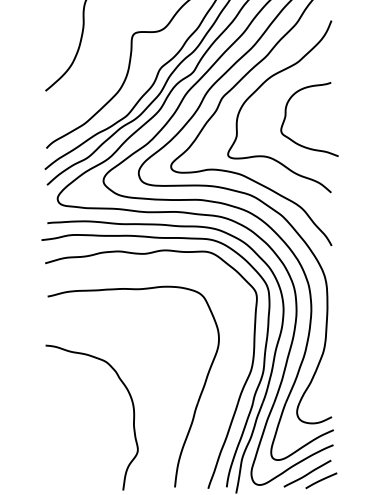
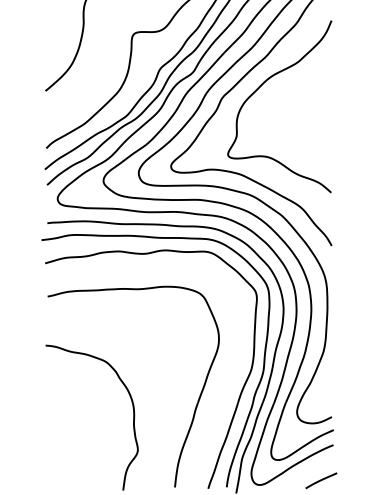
curve: present -> none (286, 116)
line: present -> none (307, 473)
